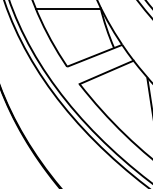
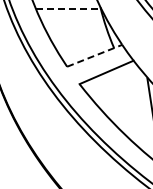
line: solid -> dashed (69, 9)
line: solid -> dashed (94, 55)
